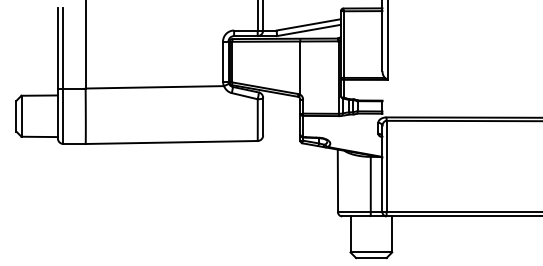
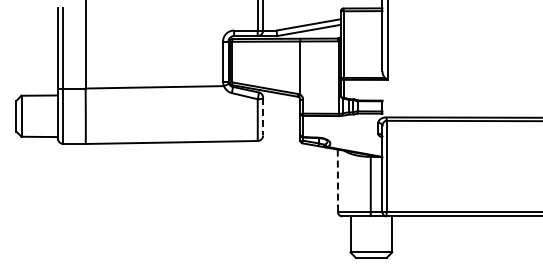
line: solid -> dashed (263, 116)
line: solid -> dashed (337, 181)
